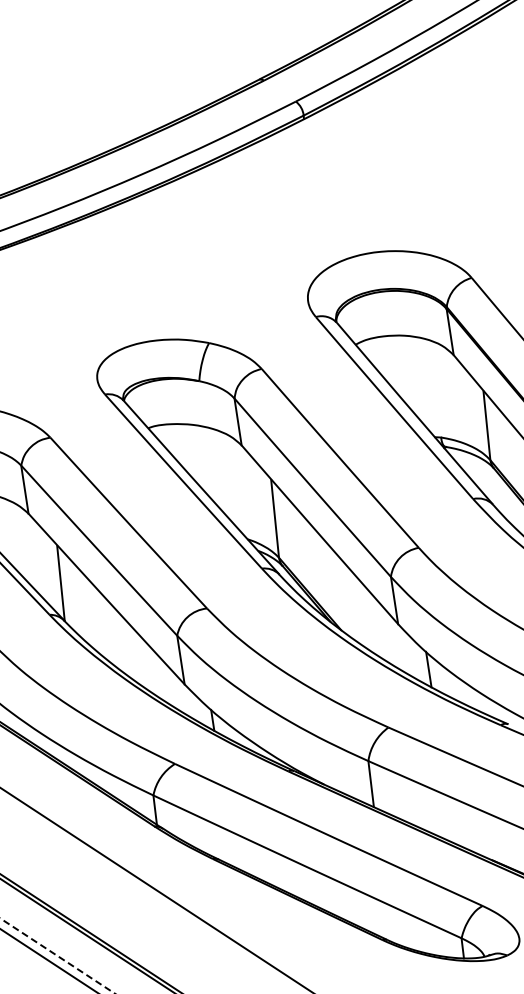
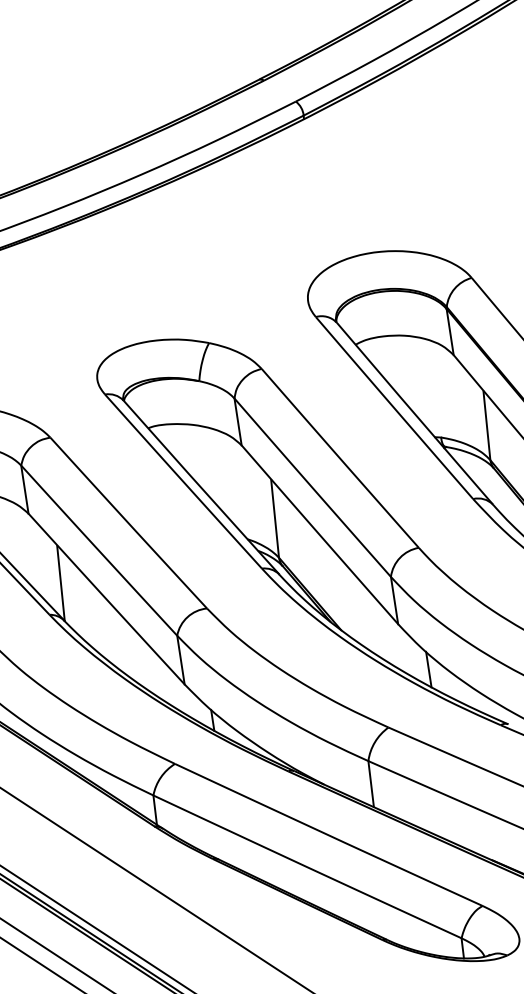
line: none -> present (96, 928)
line: dashed -> solid (57, 956)
line position: (48, 960) -> (41, 964) (41, 964)
